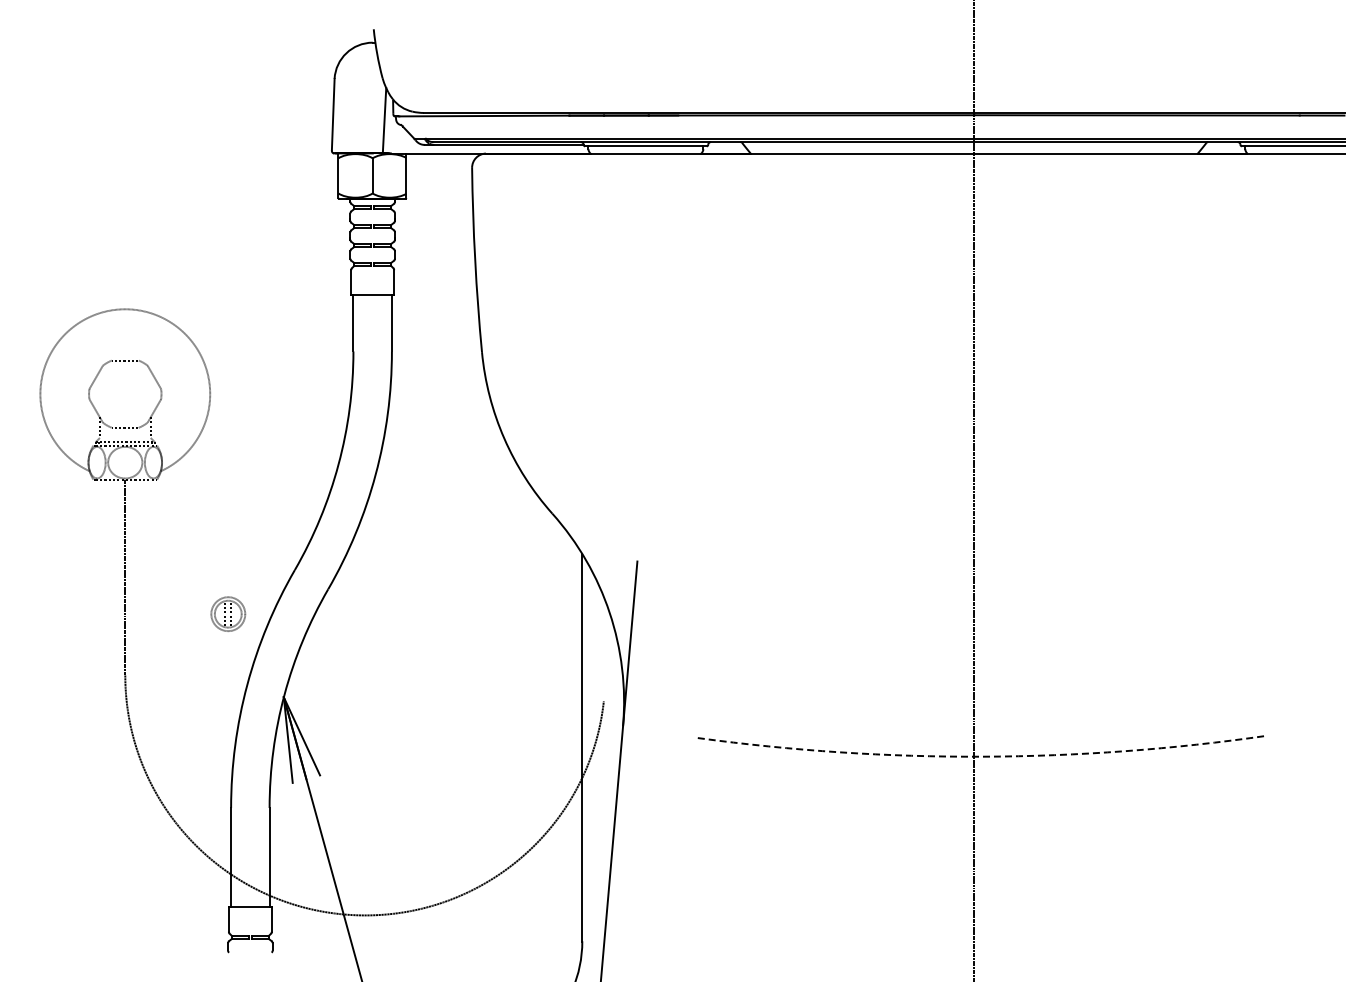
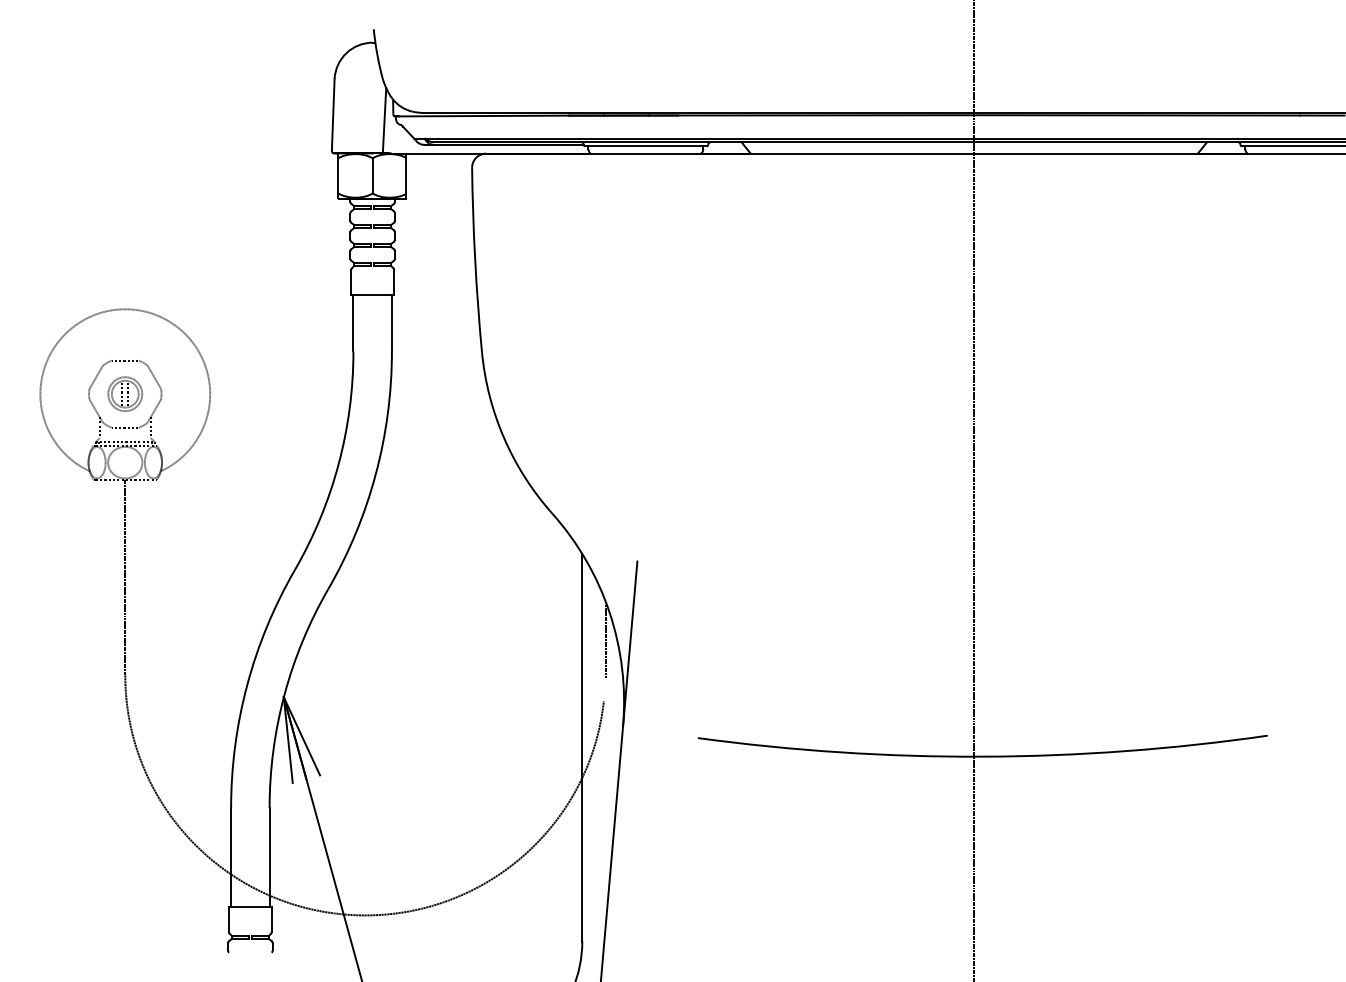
part position: (228, 613) -> (125, 393) (125, 393)
line: none -> present (606, 640)
arc: dashed -> solid (982, 756)
